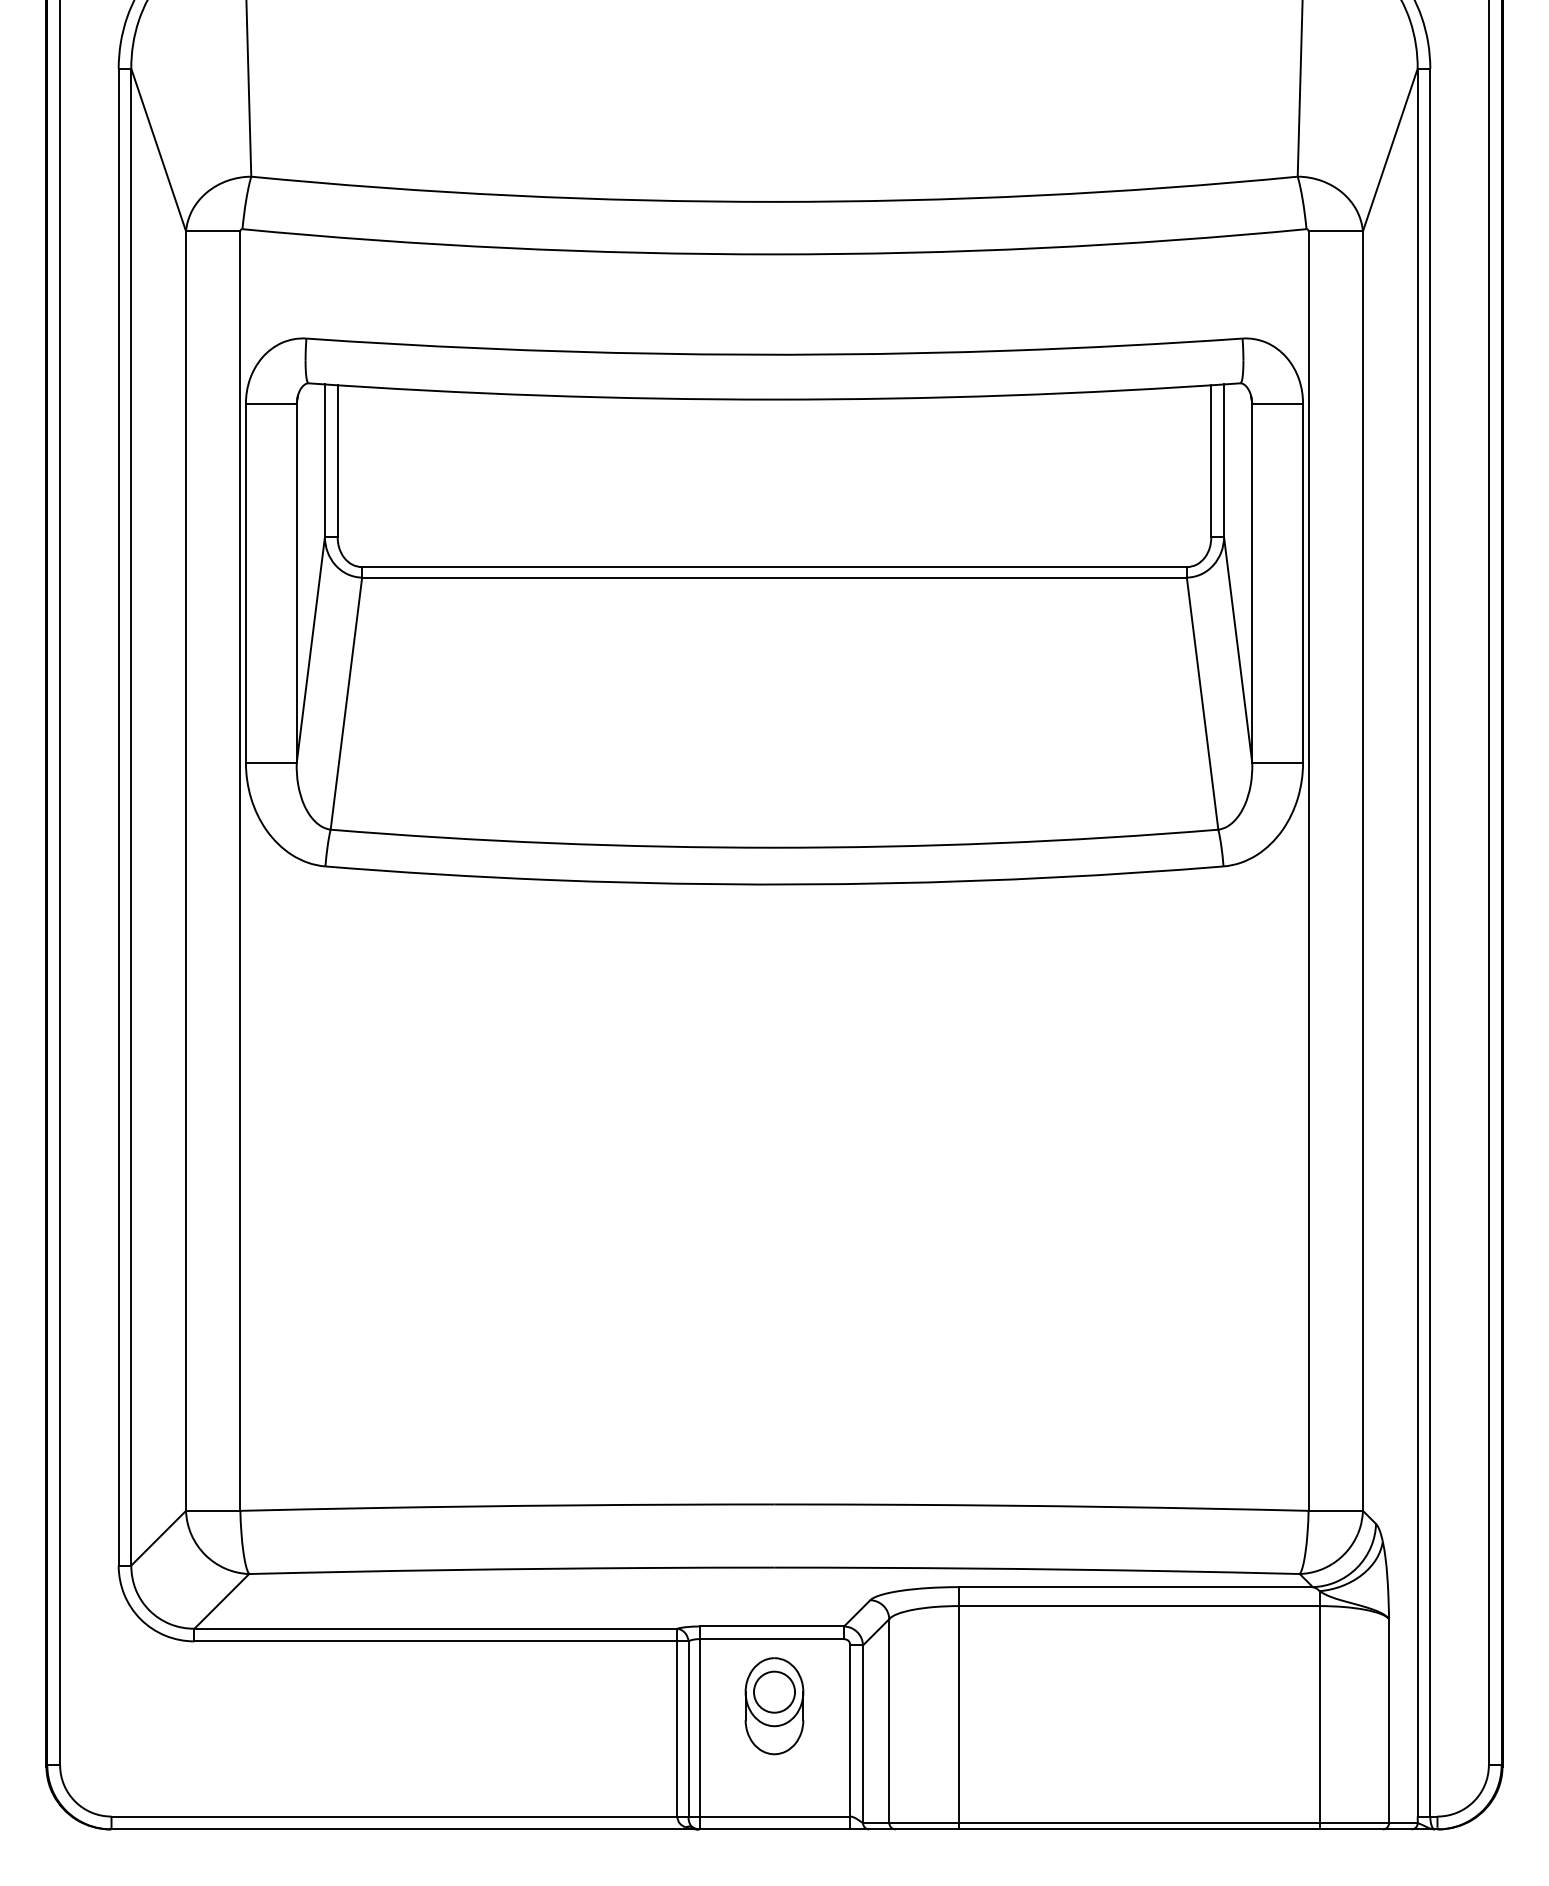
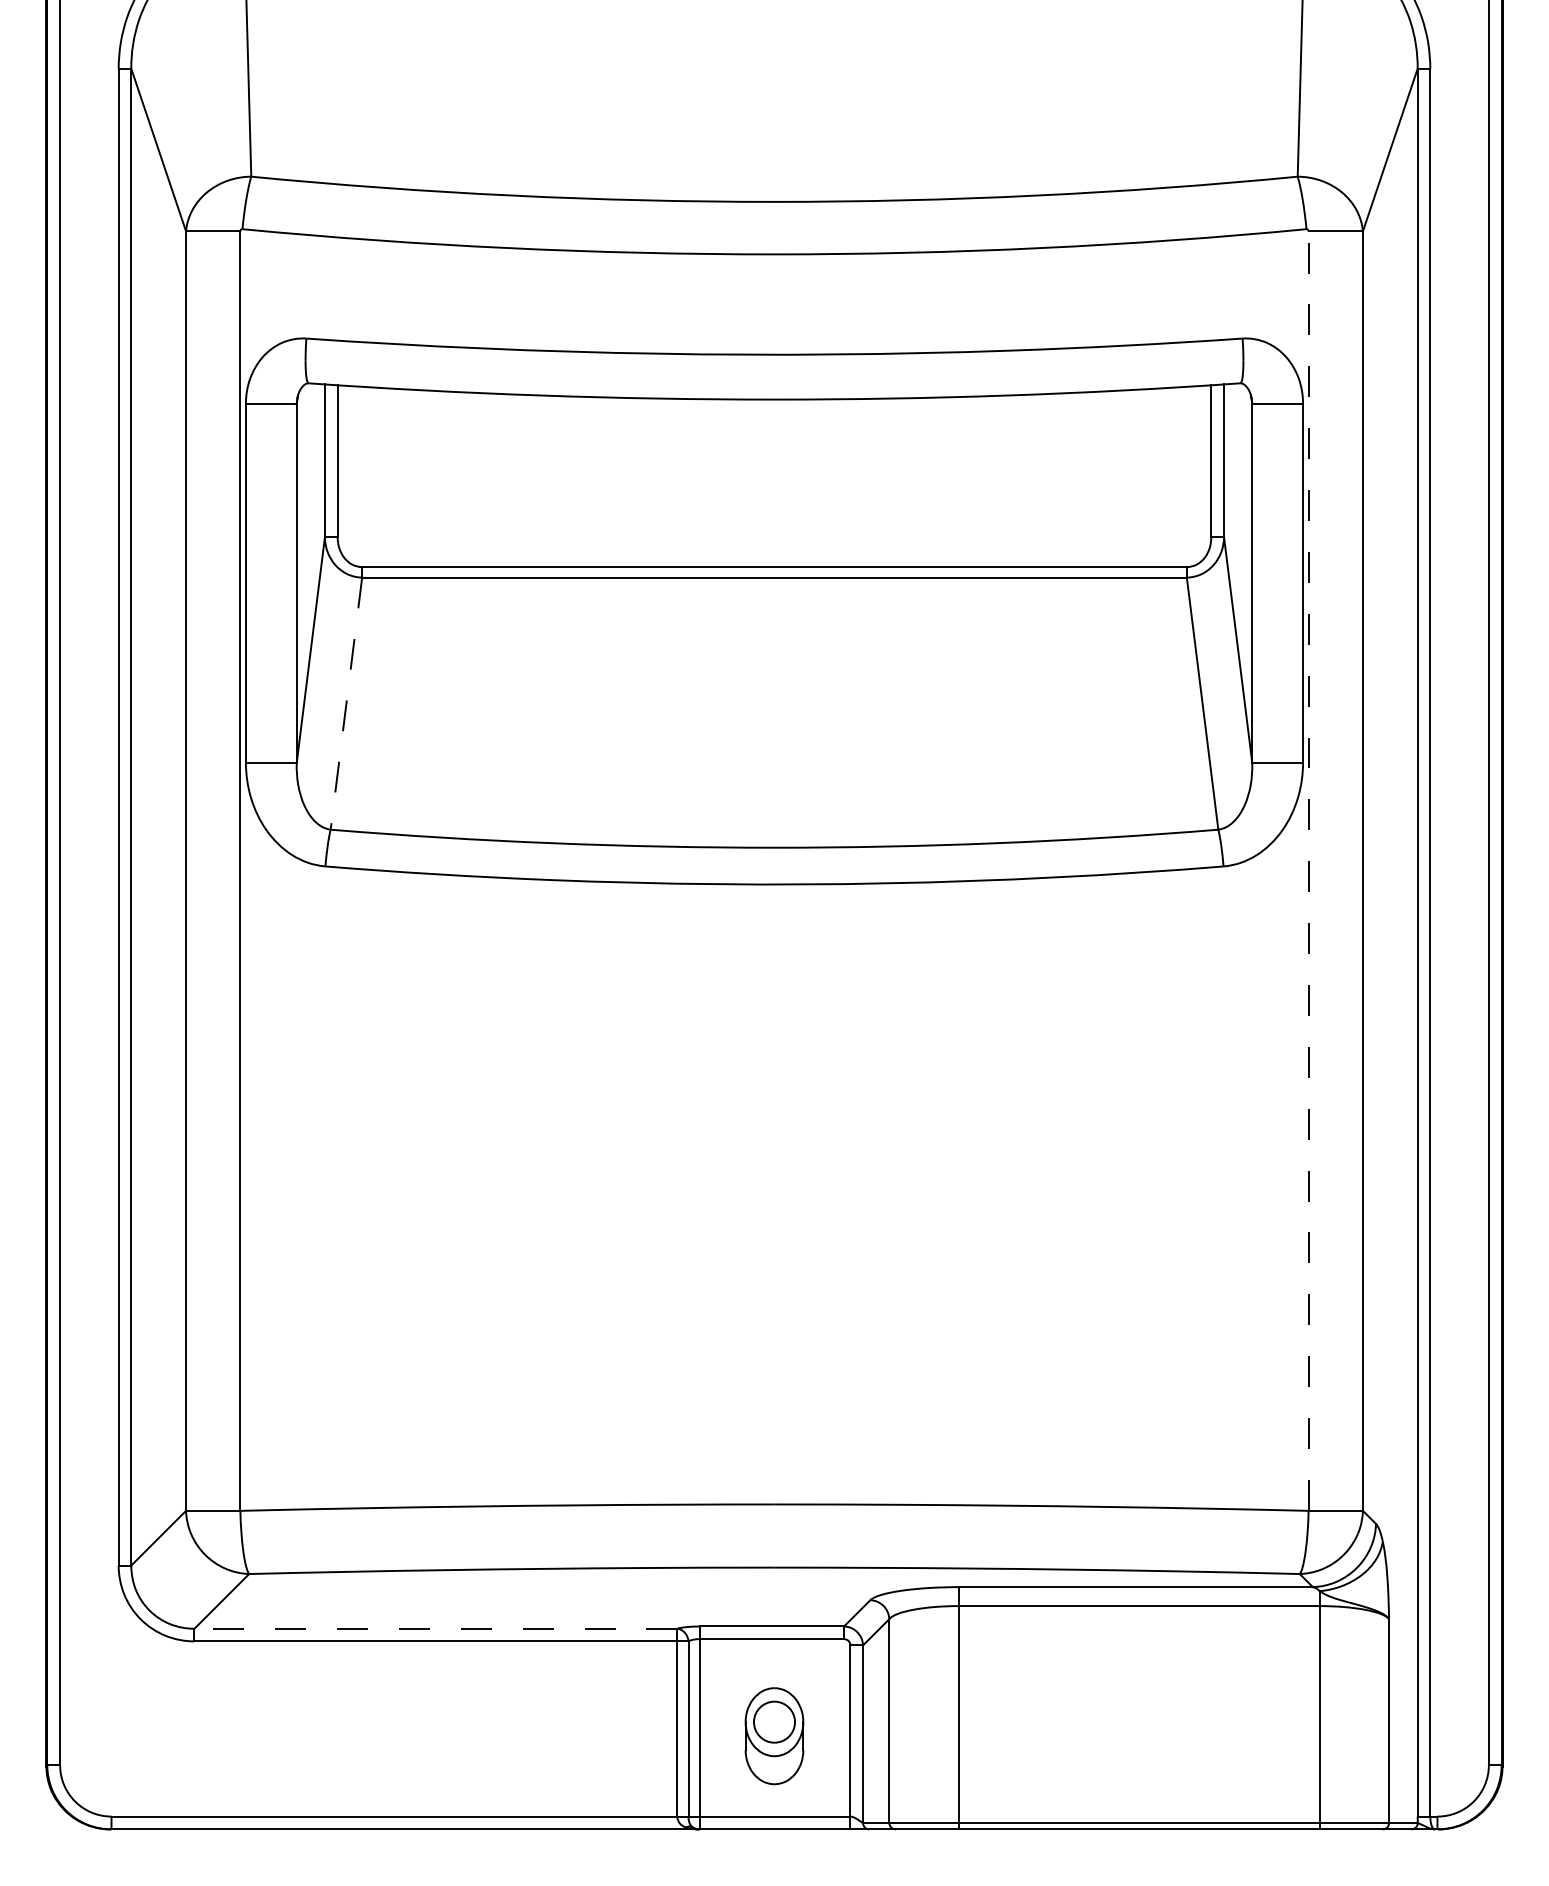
line: solid -> dashed (346, 704)
line: solid -> dashed (1308, 871)
line: solid -> dashed (435, 1628)
part position: (774, 1706) -> (774, 1736) (774, 1736)
